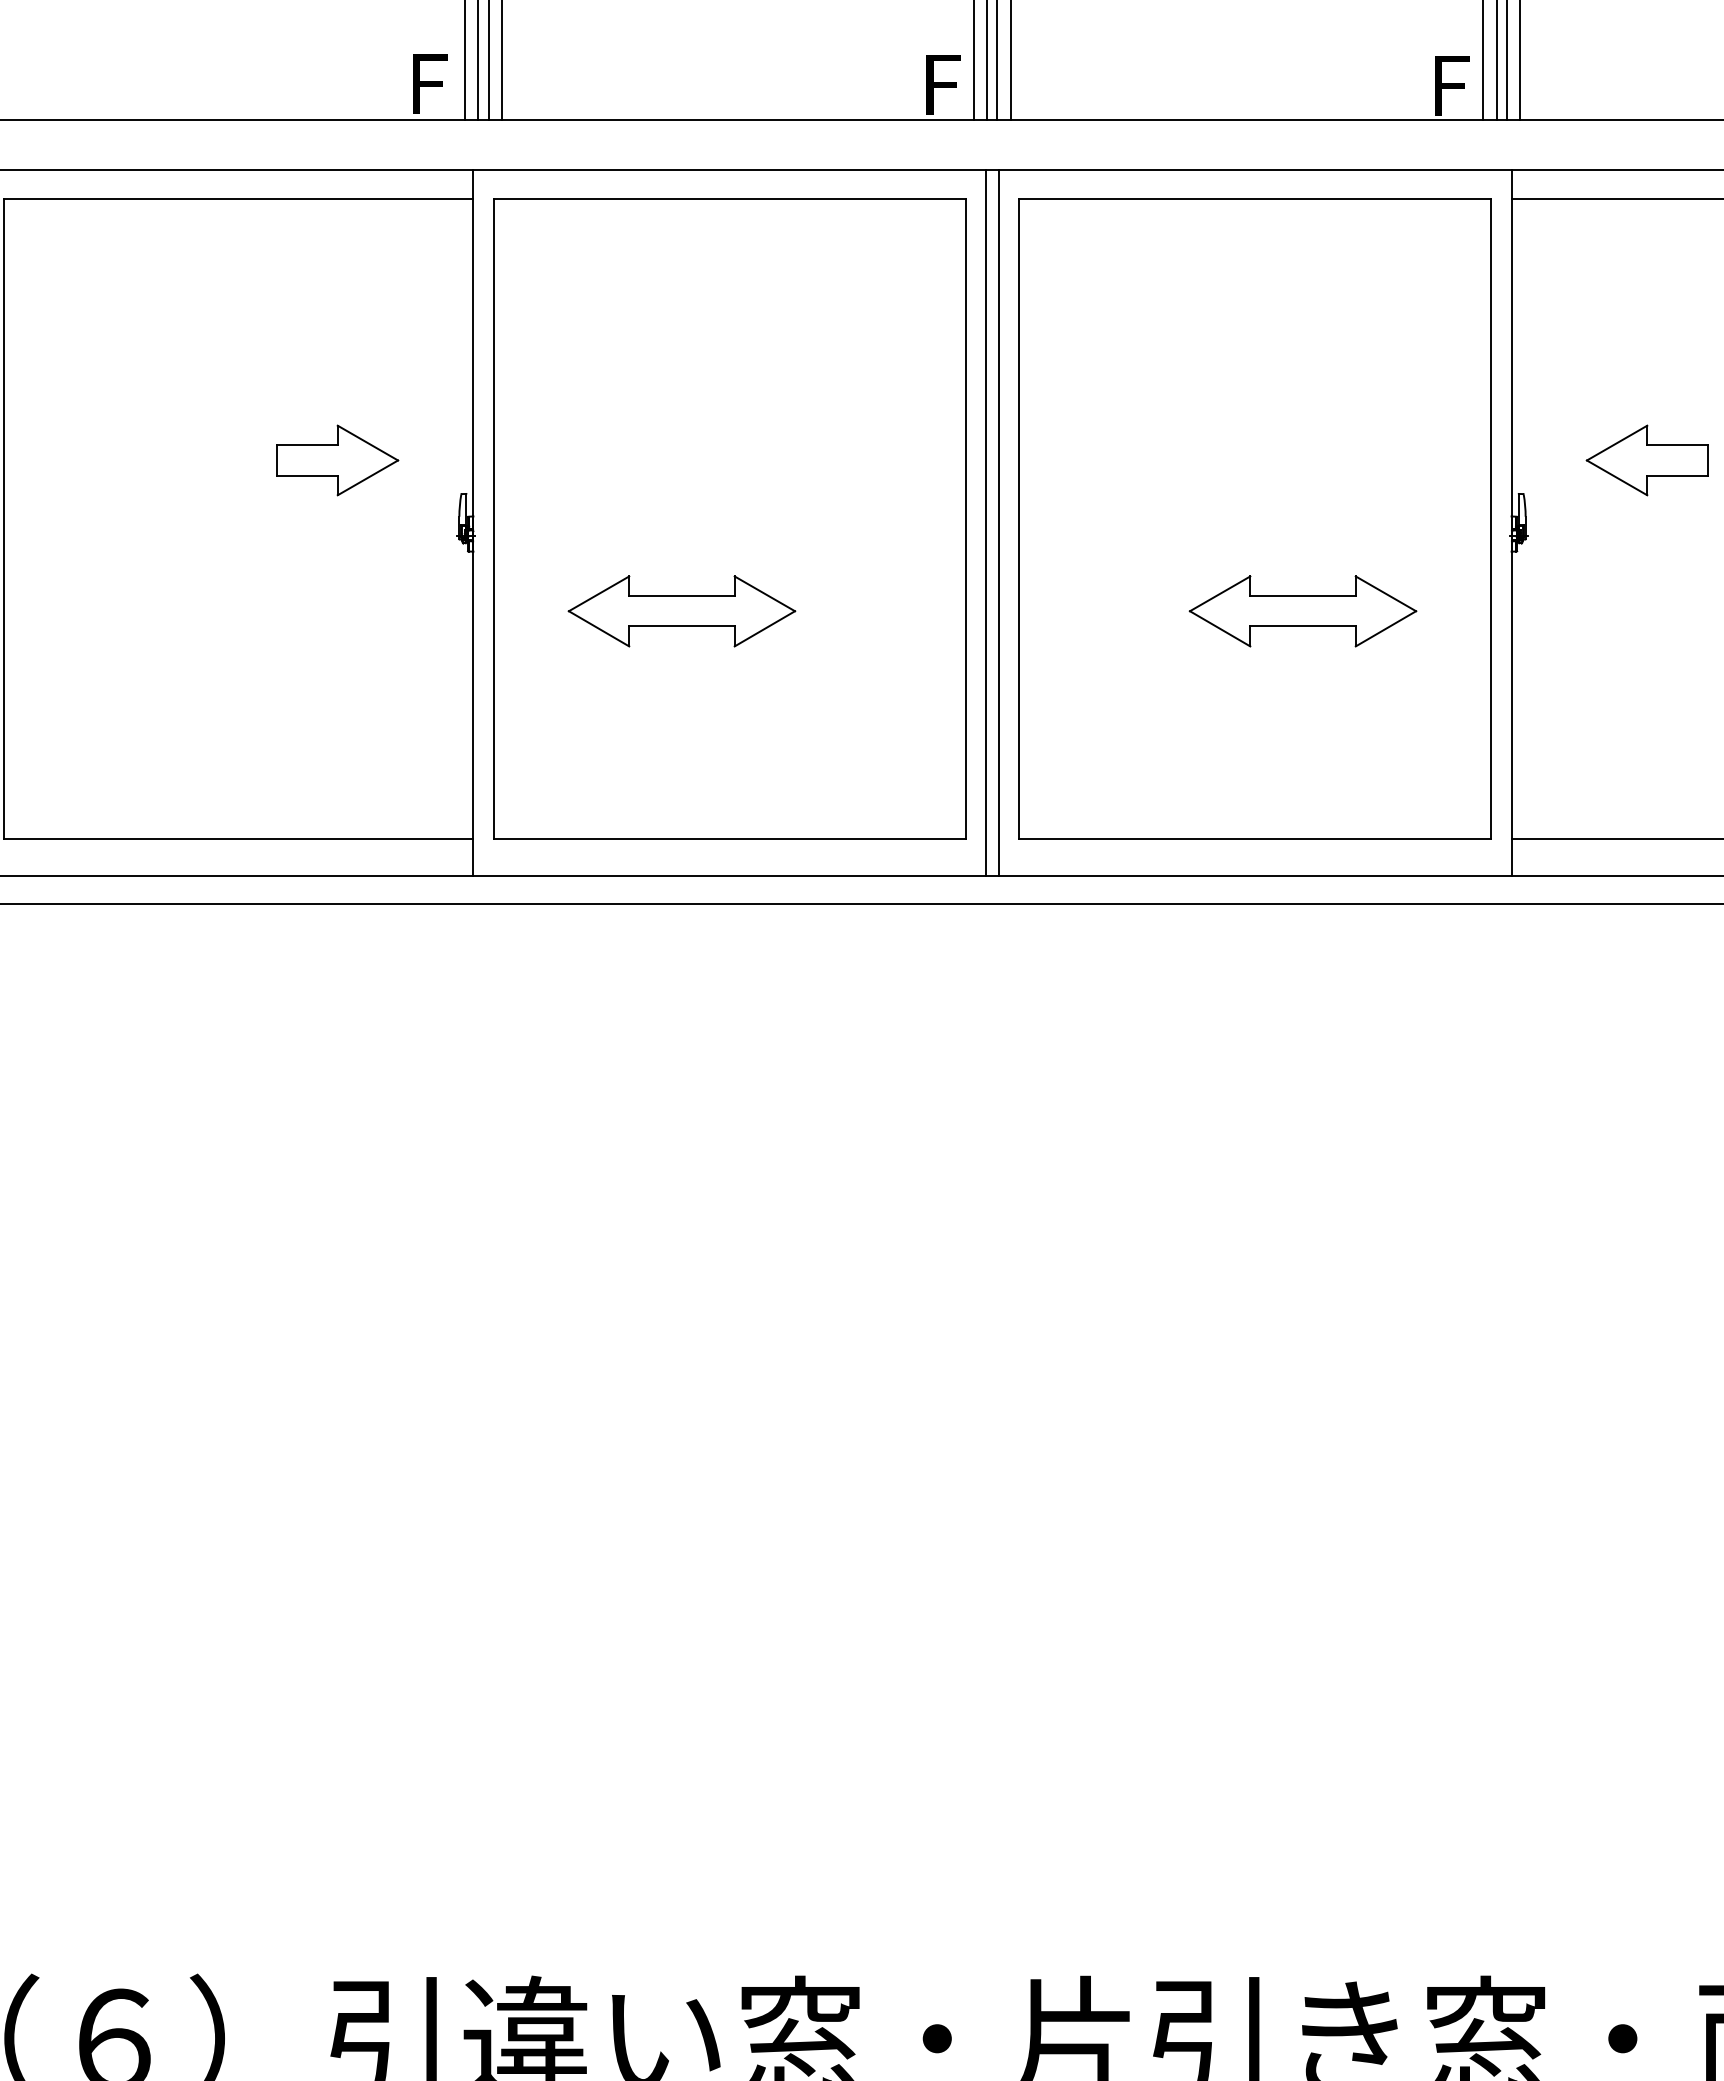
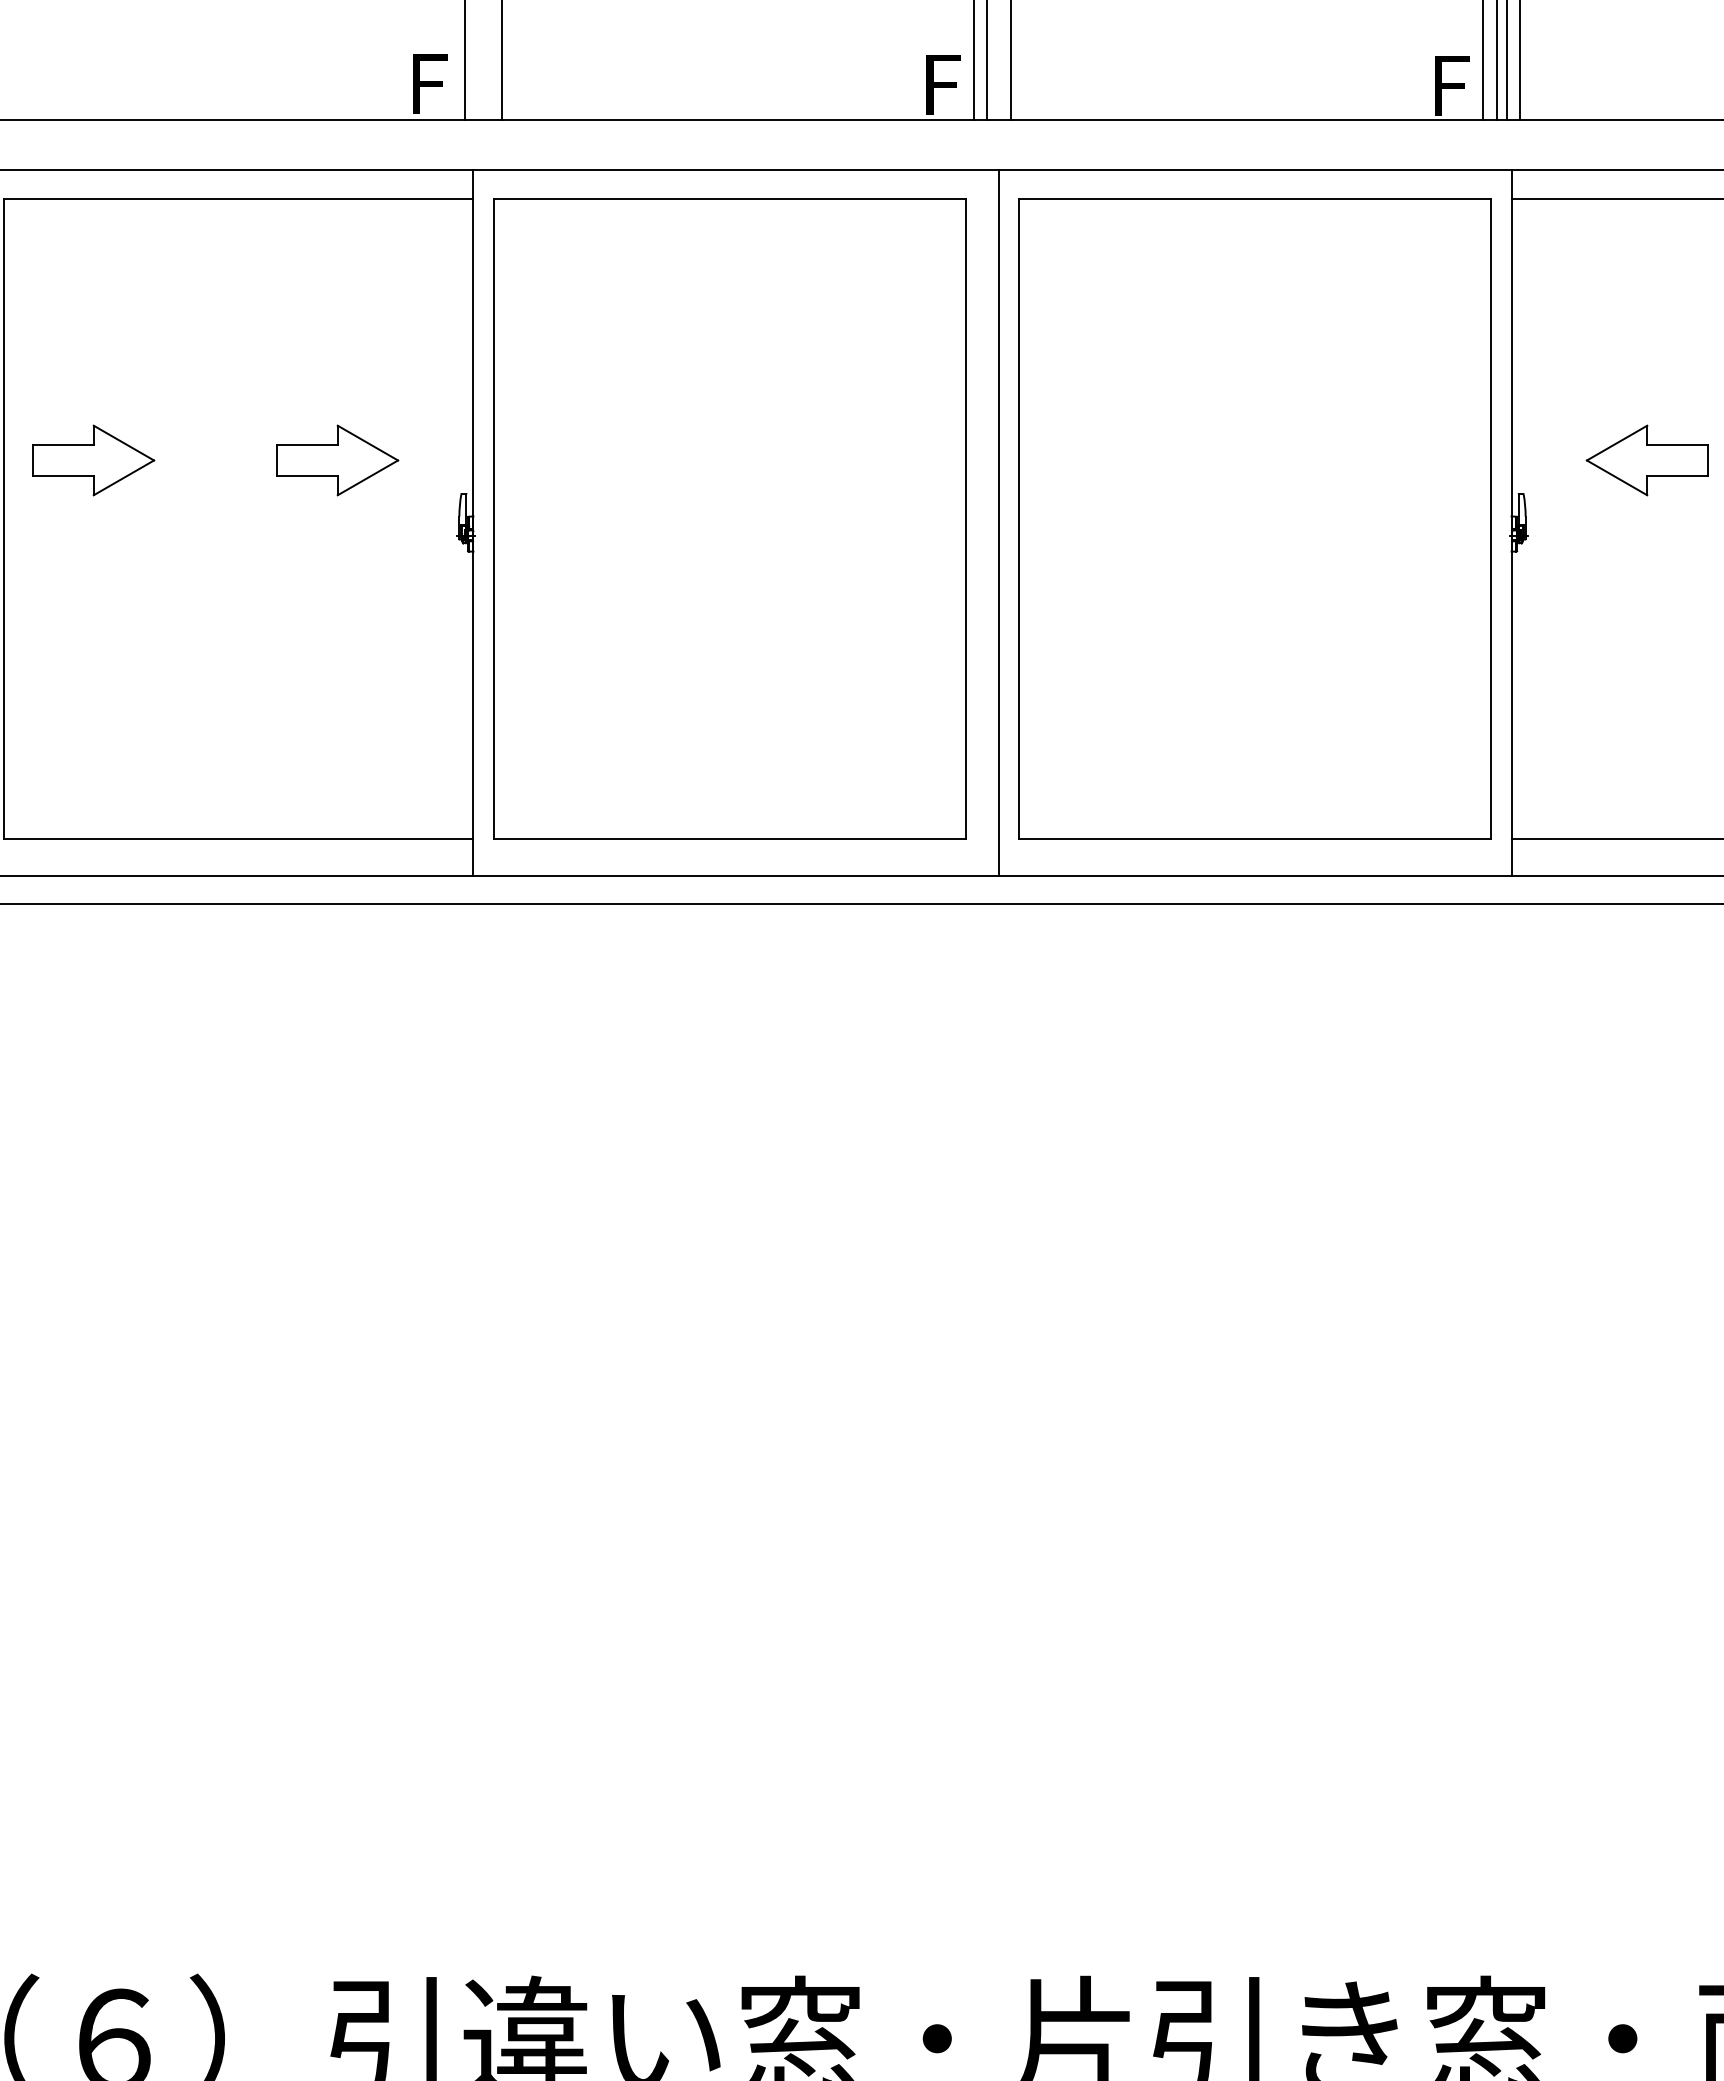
line: present -> none (478, 60)
line: present -> none (488, 60)
line: present -> none (997, 60)
part: none -> present (93, 460)
line: present -> none (985, 523)
part: present -> none (681, 611)
part: present -> none (1302, 611)
